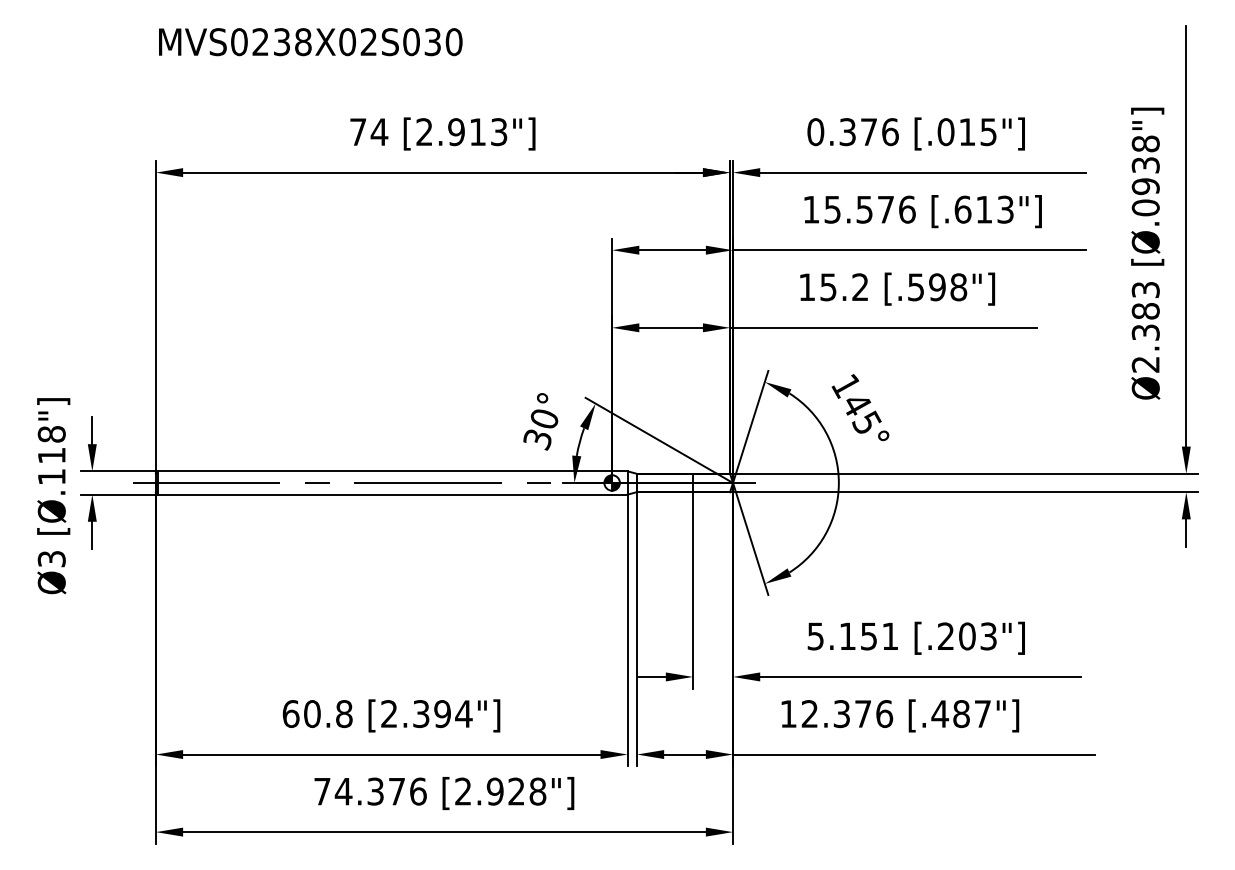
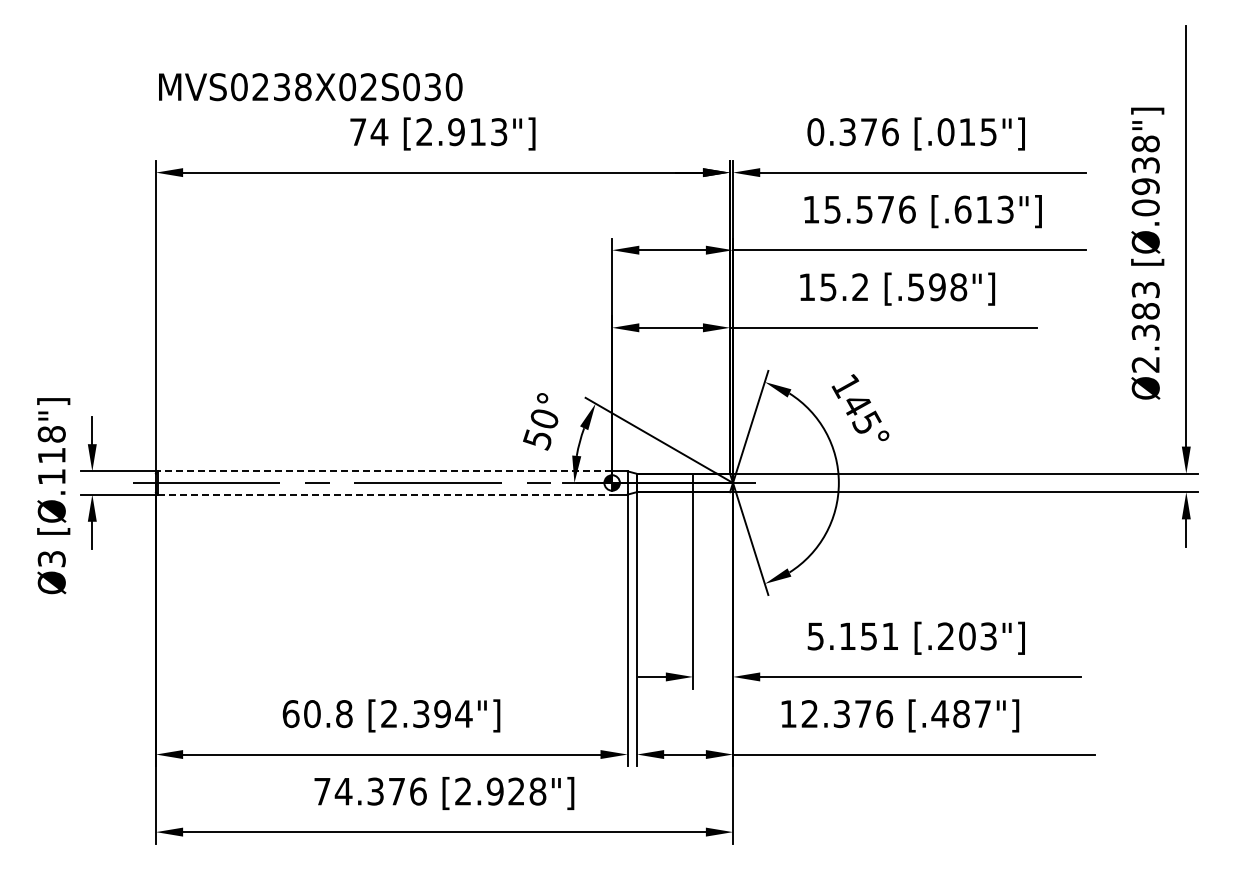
text position: (310, 42) -> (310, 87) (310, 87)
text: 30° -> 50° (537, 439)
line: solid -> dashed (385, 471)
line: solid -> dashed (385, 494)
